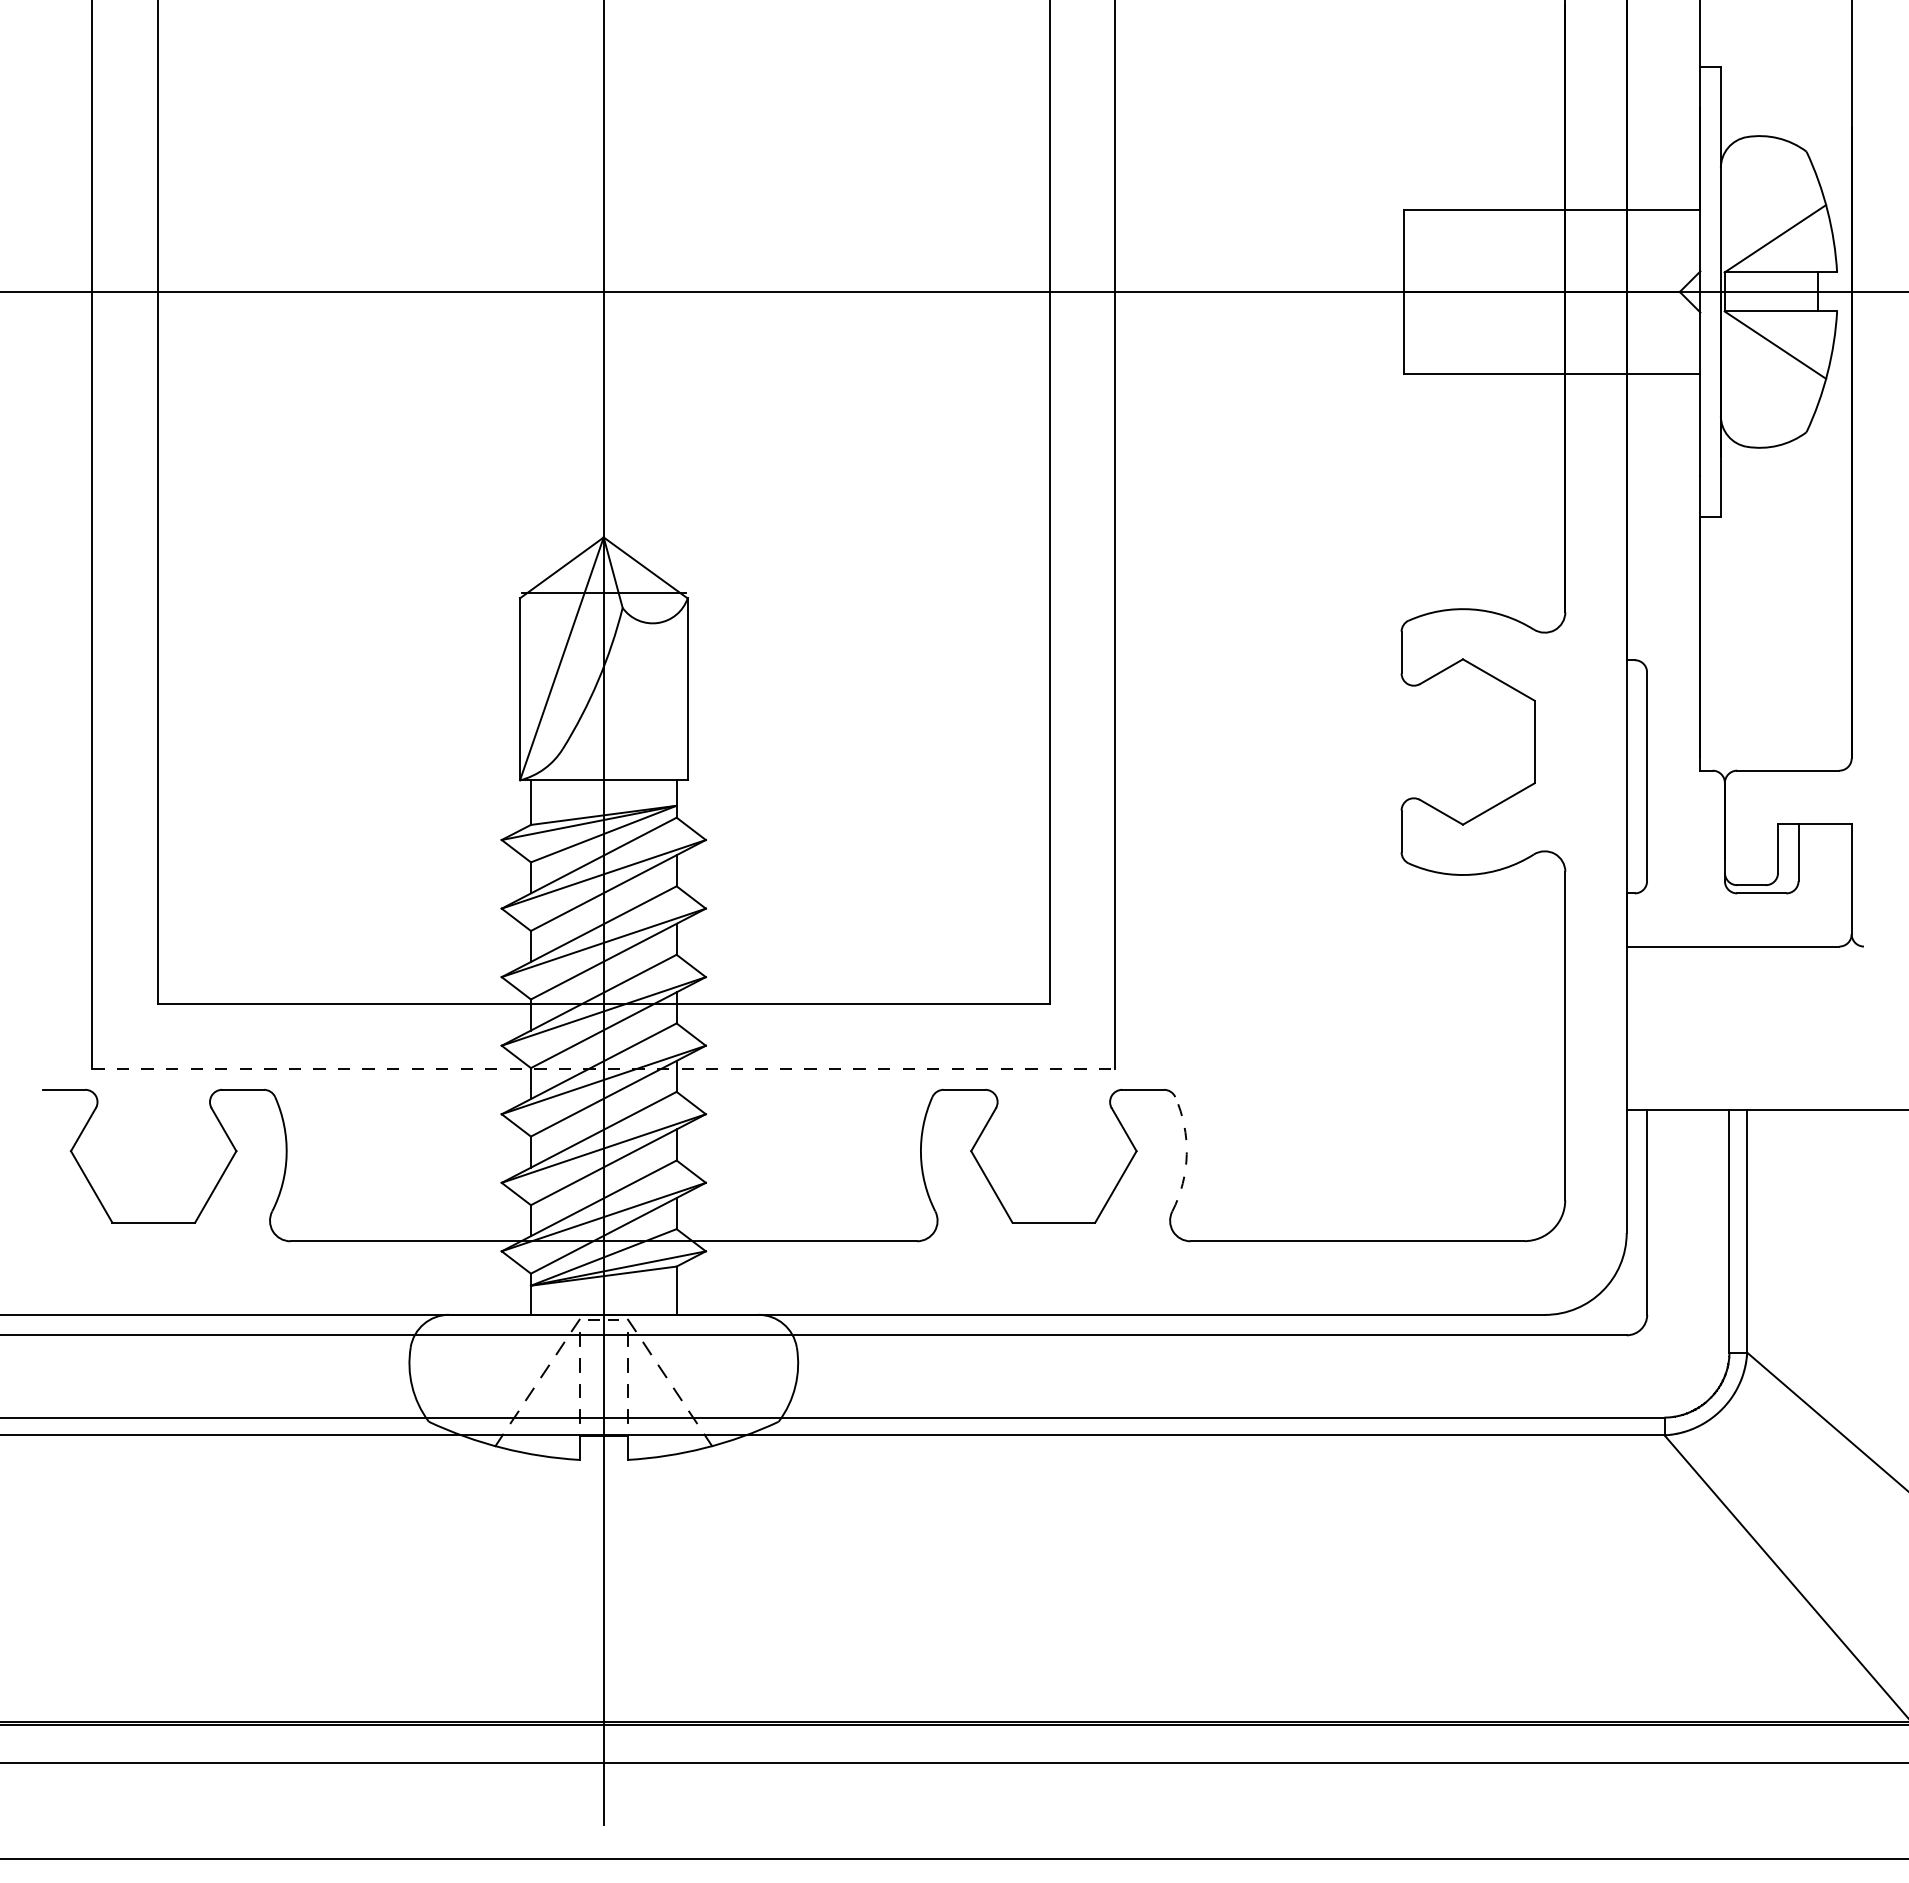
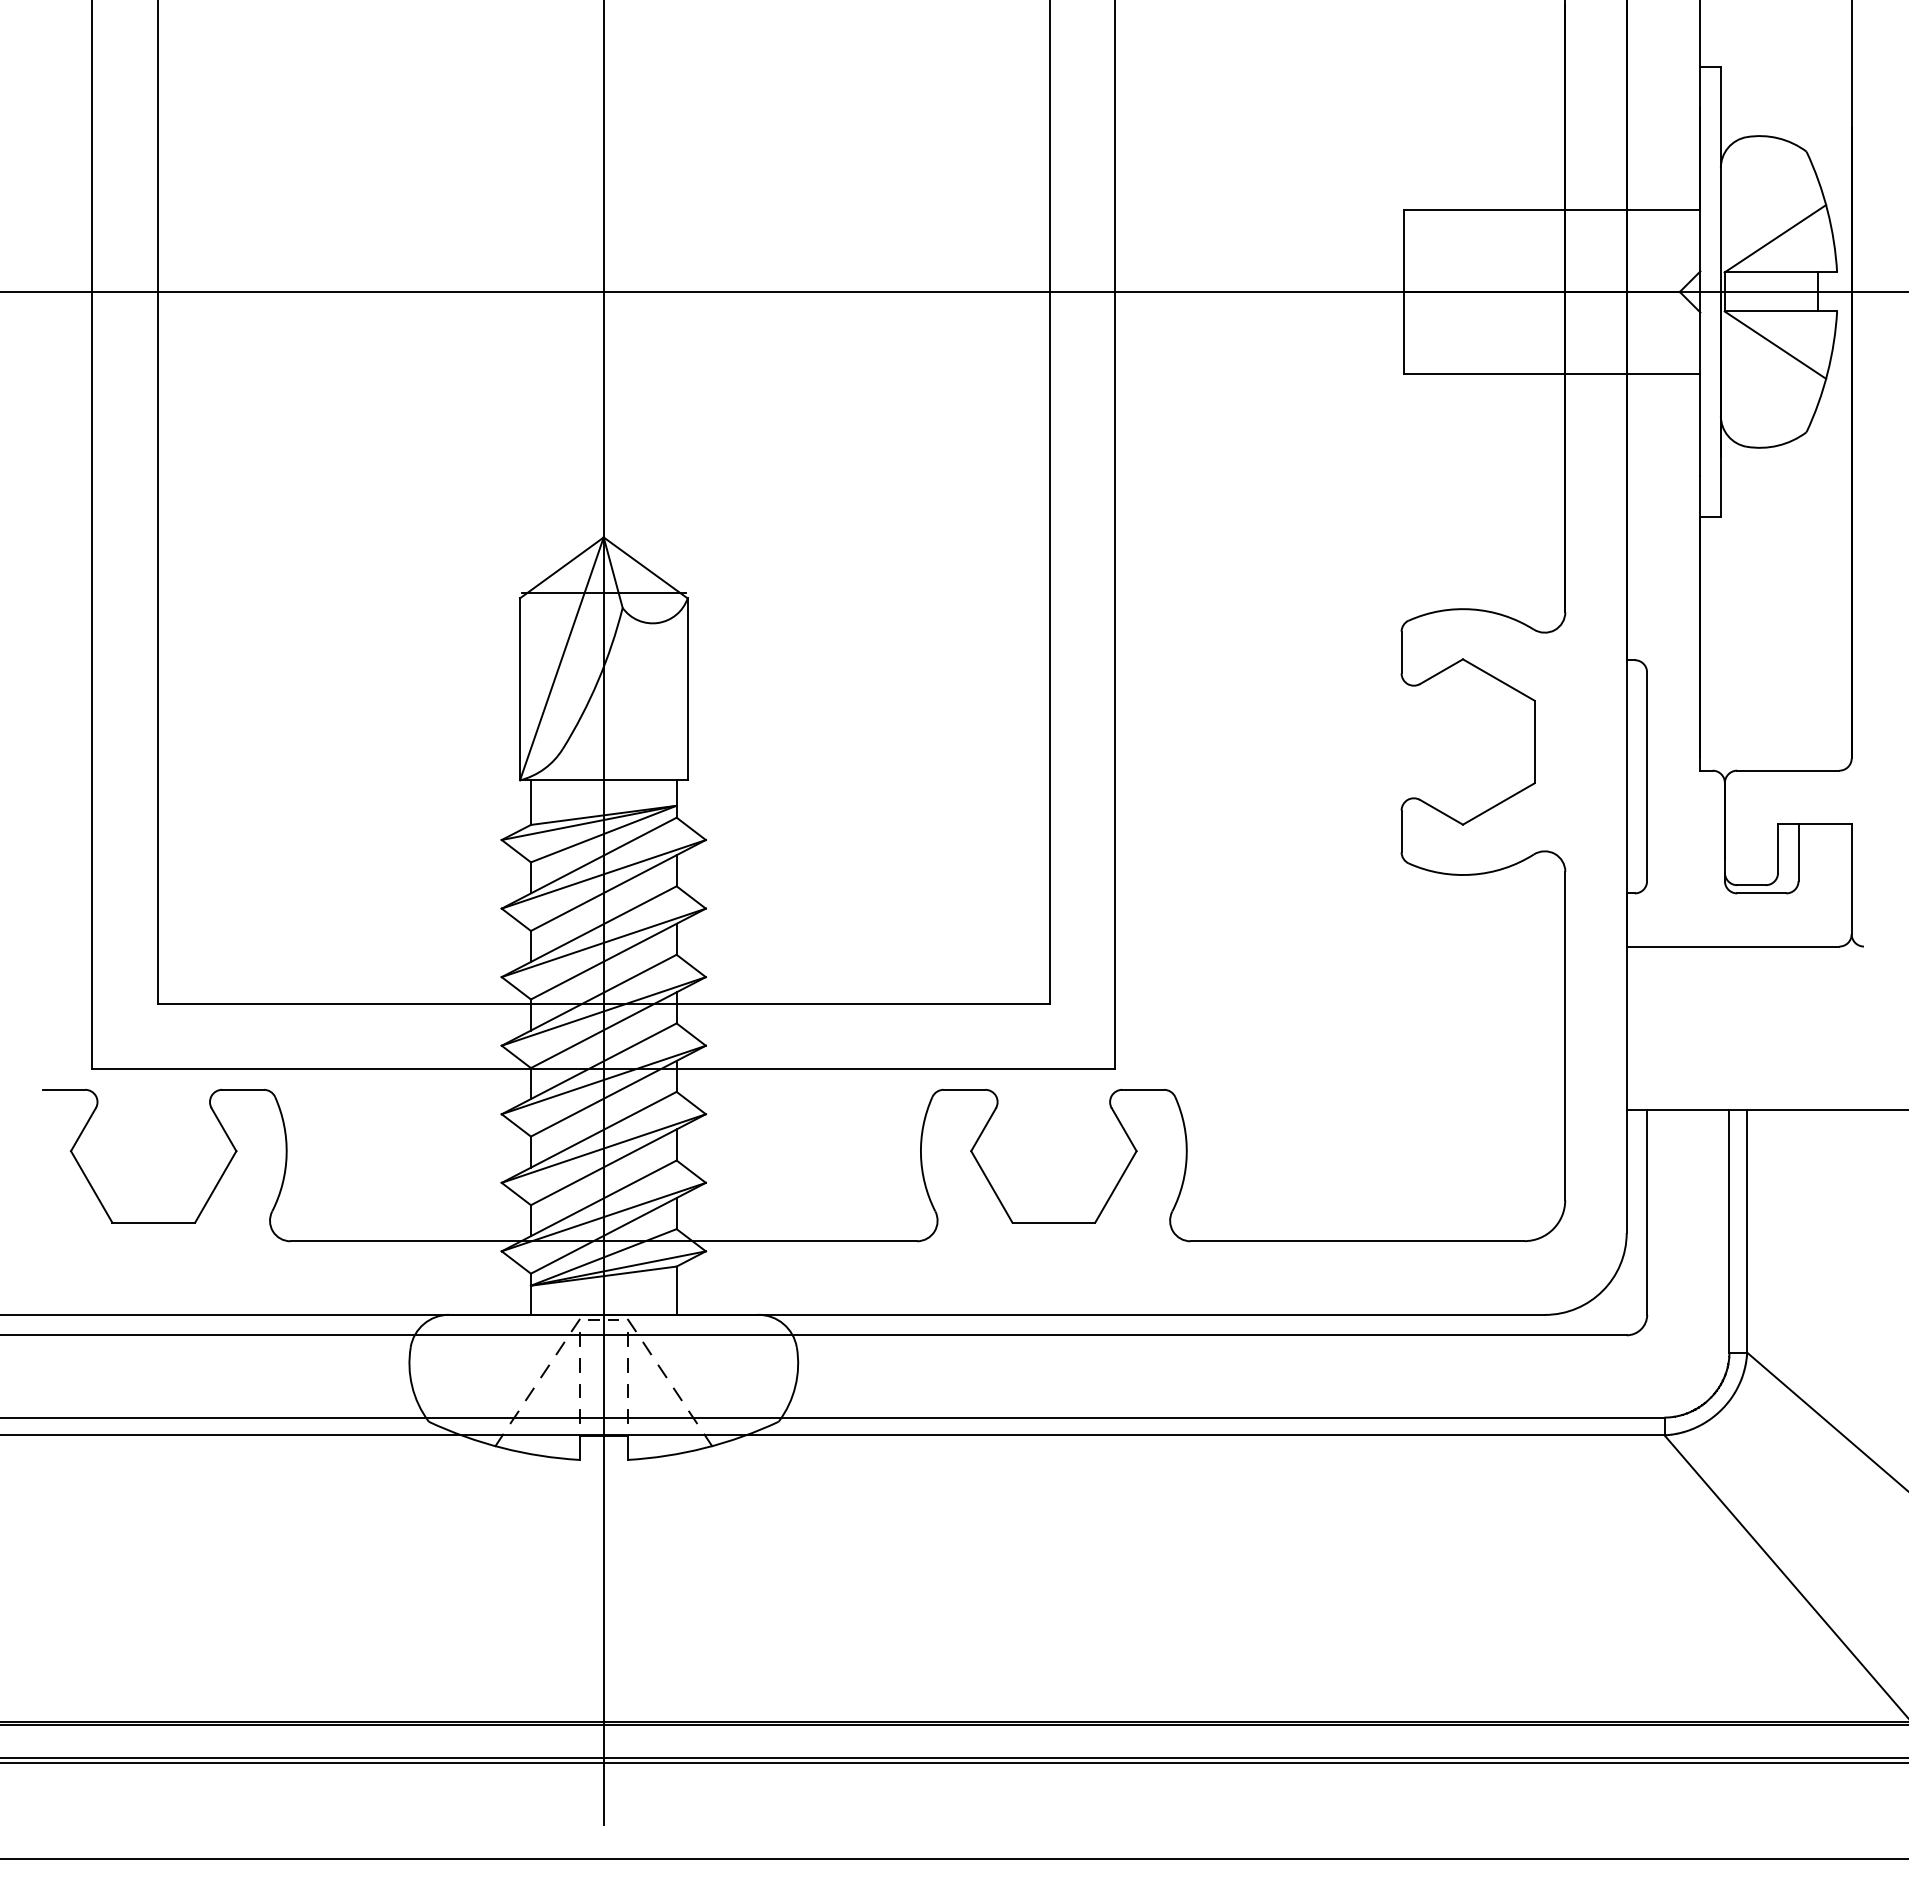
line: dashed -> solid (604, 1069)
arc: dashed -> solid (1186, 1154)
line: none -> present (953, 1758)
